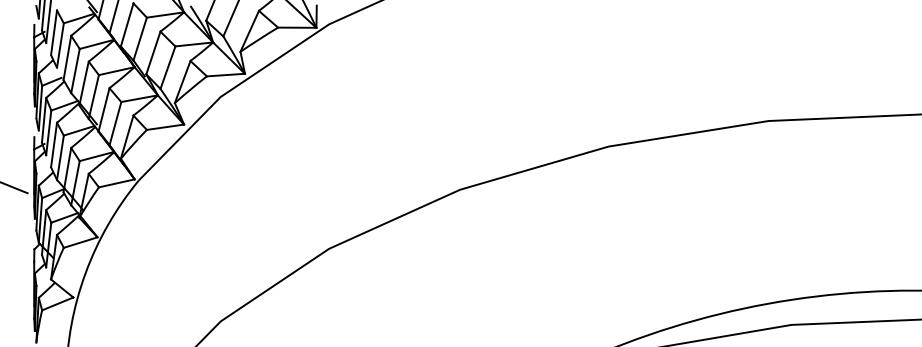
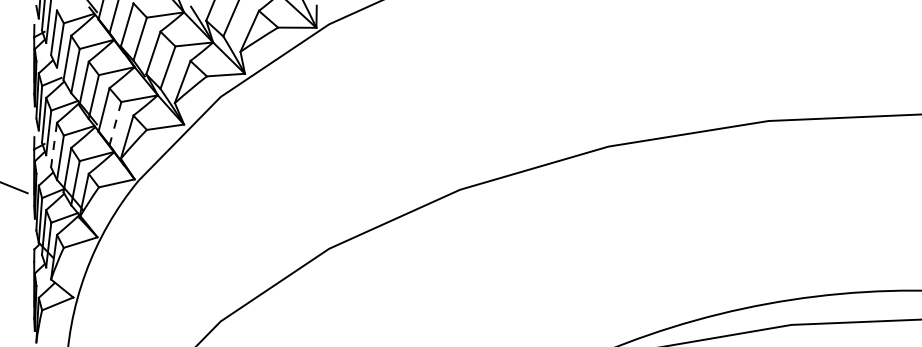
line: solid -> dashed (115, 123)
line: solid -> dashed (53, 145)
